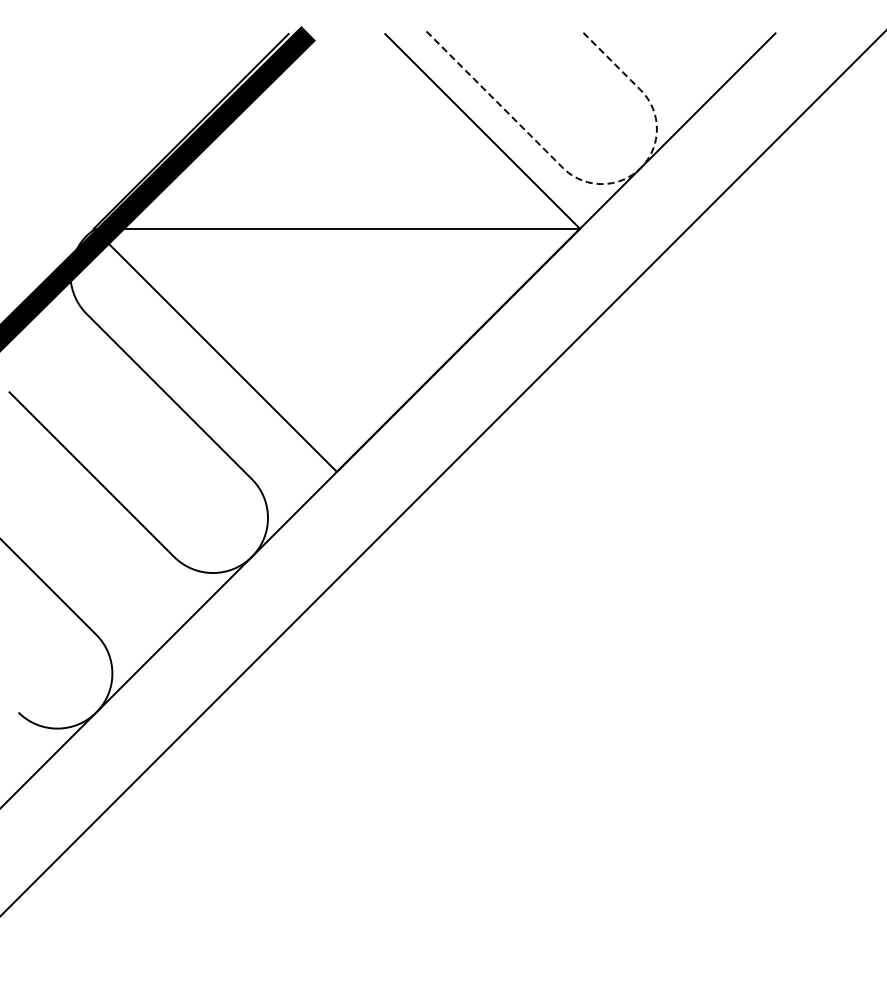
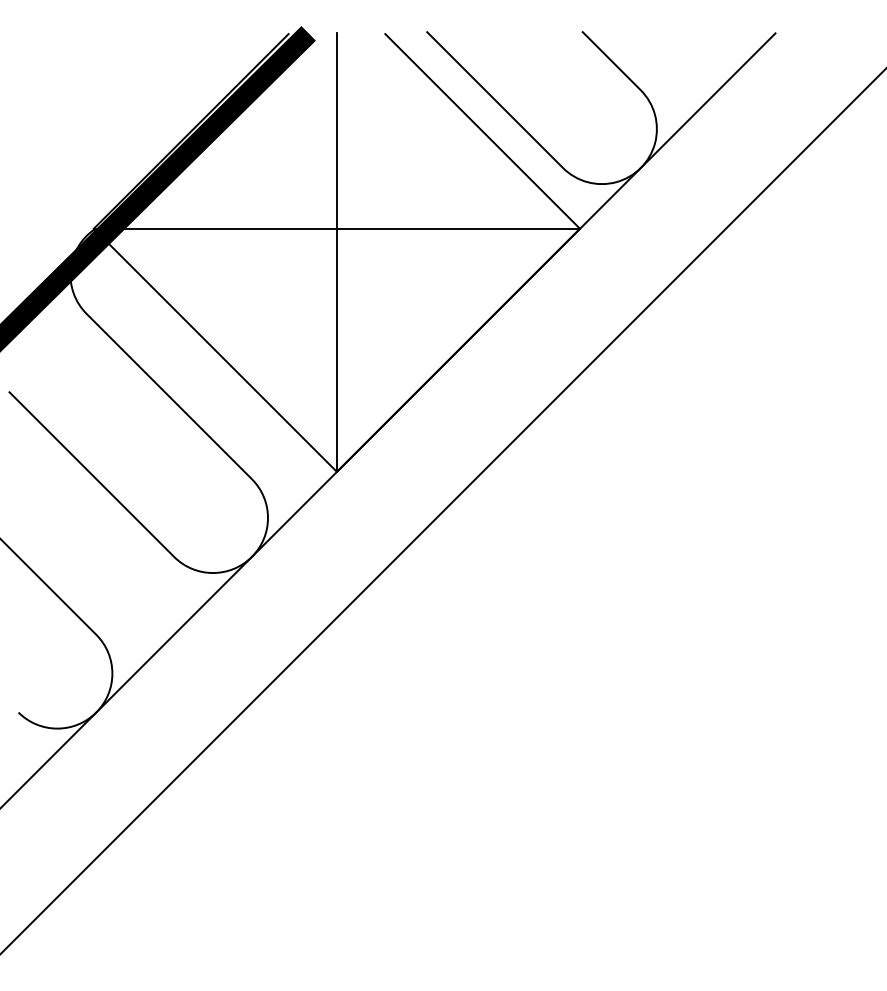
line: dashed -> solid (601, 184)
line: none -> present (336, 252)
line position: (442, 473) -> (442, 511) (442, 511)
